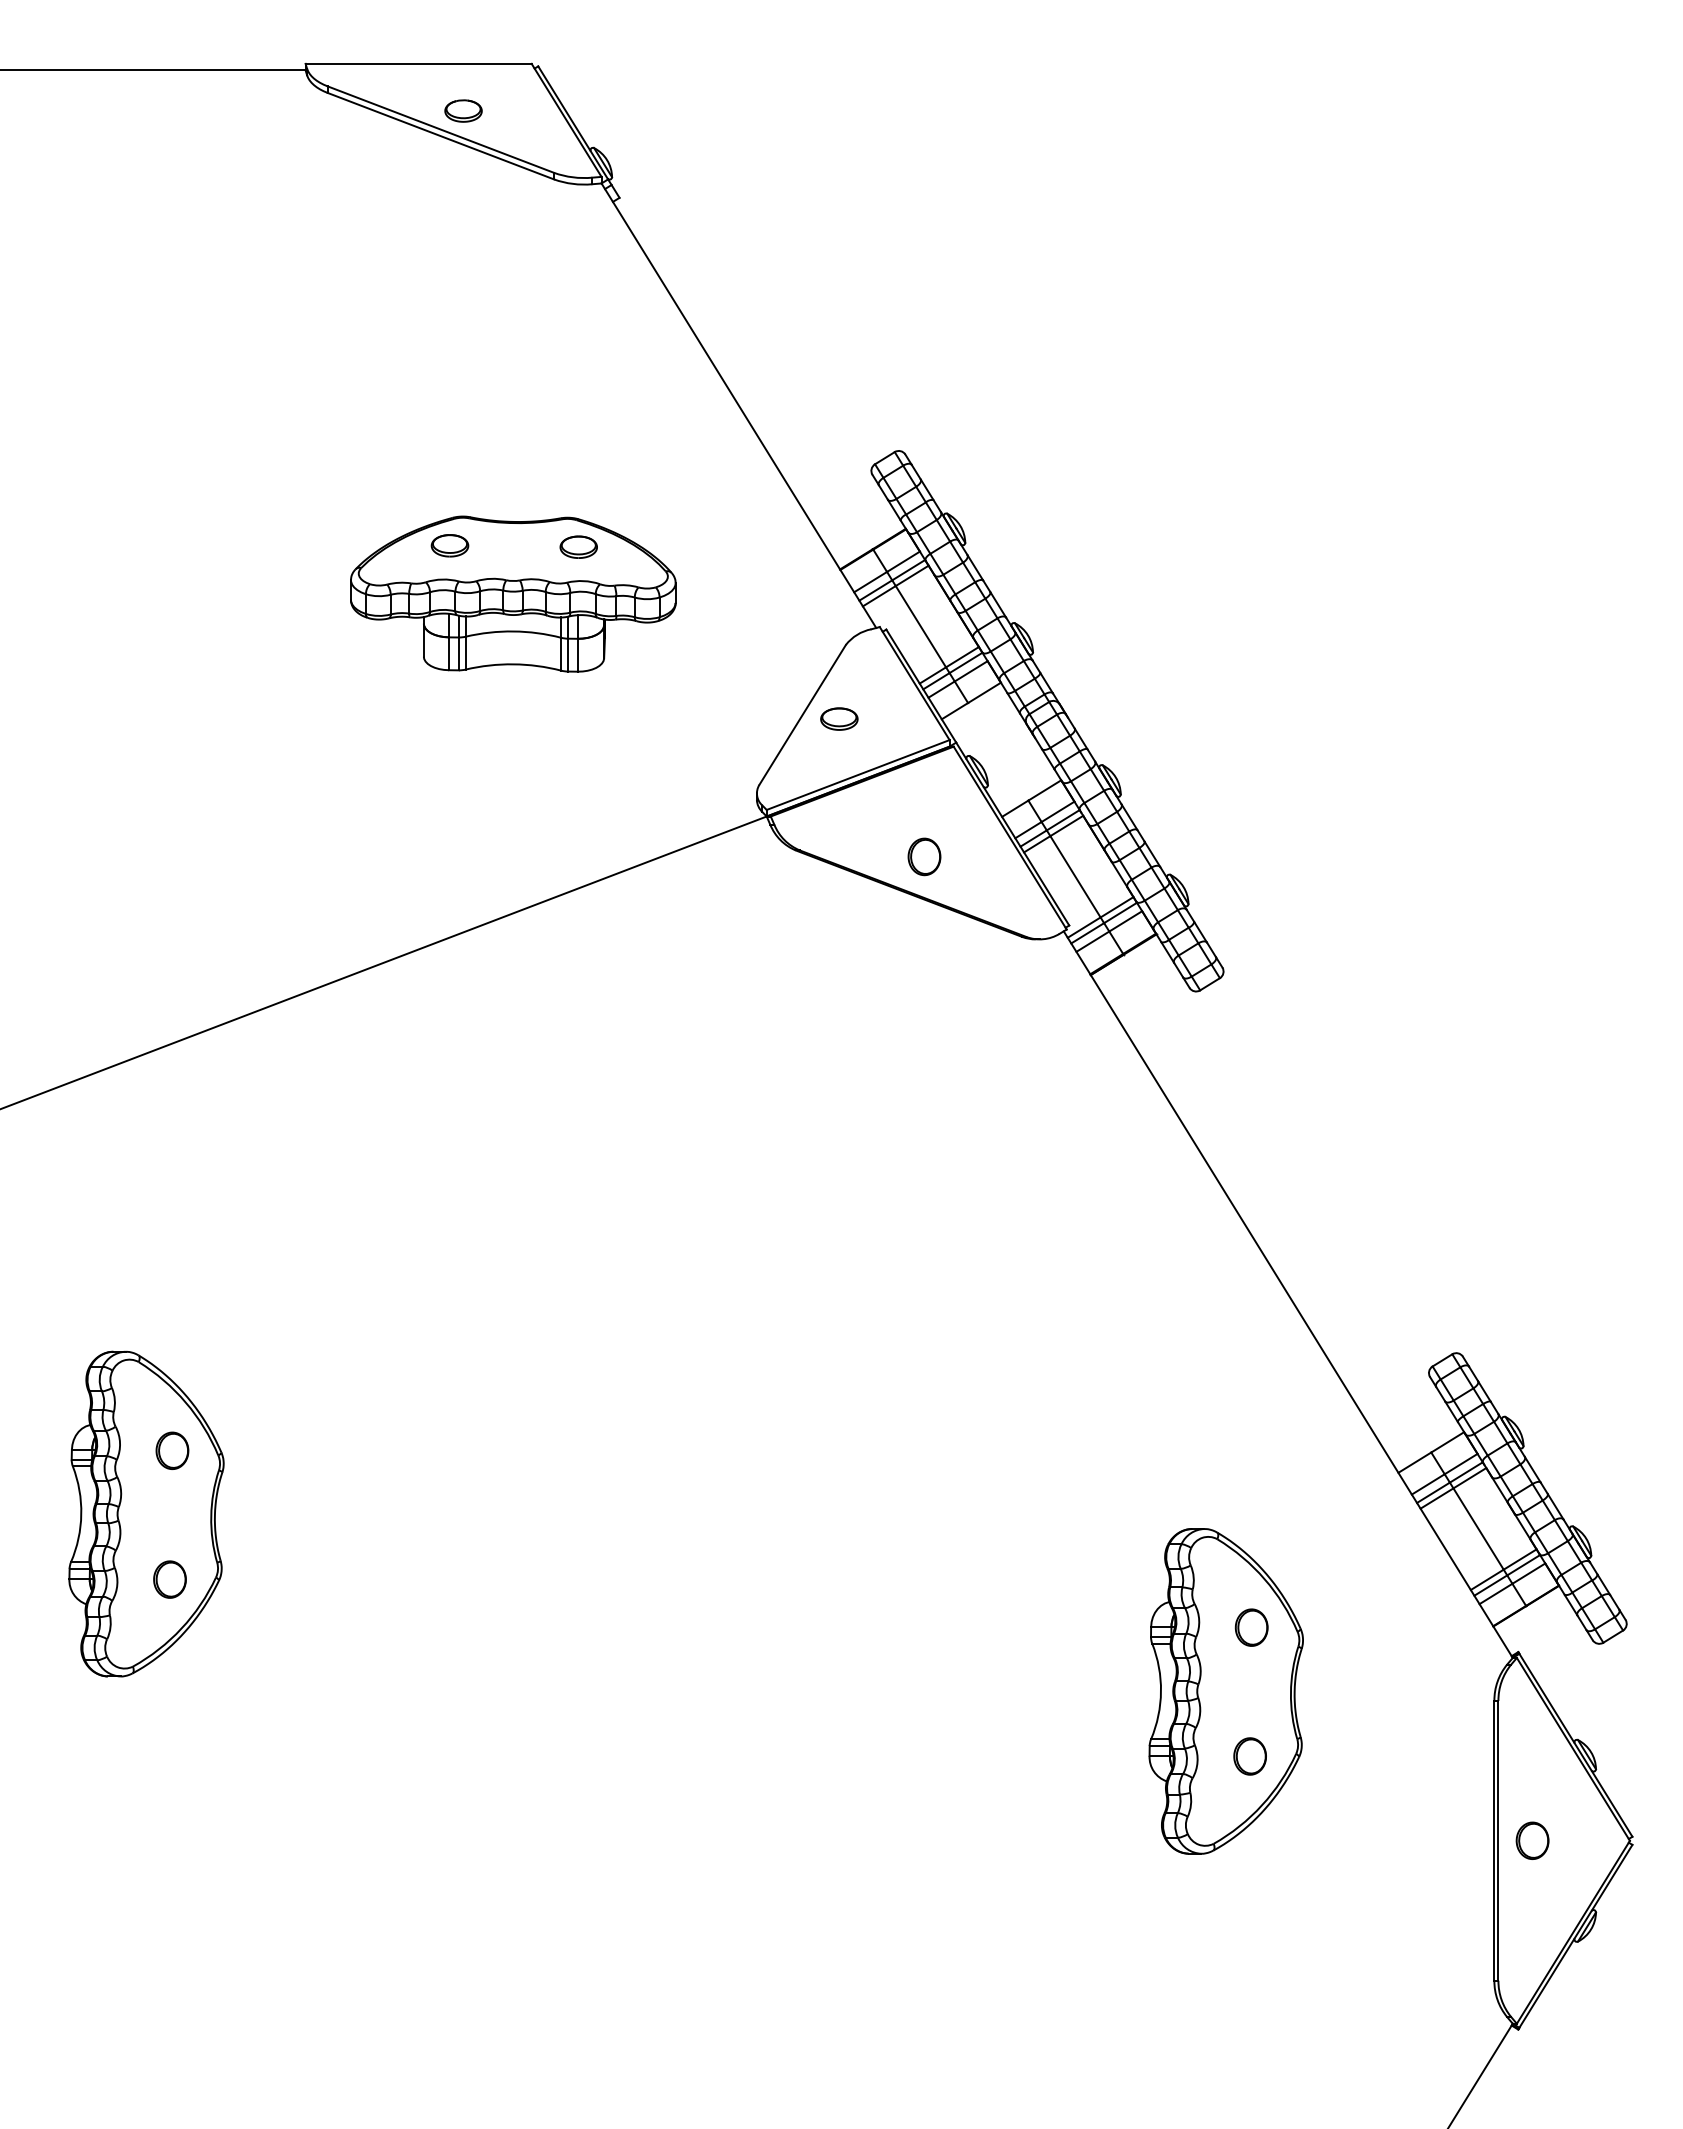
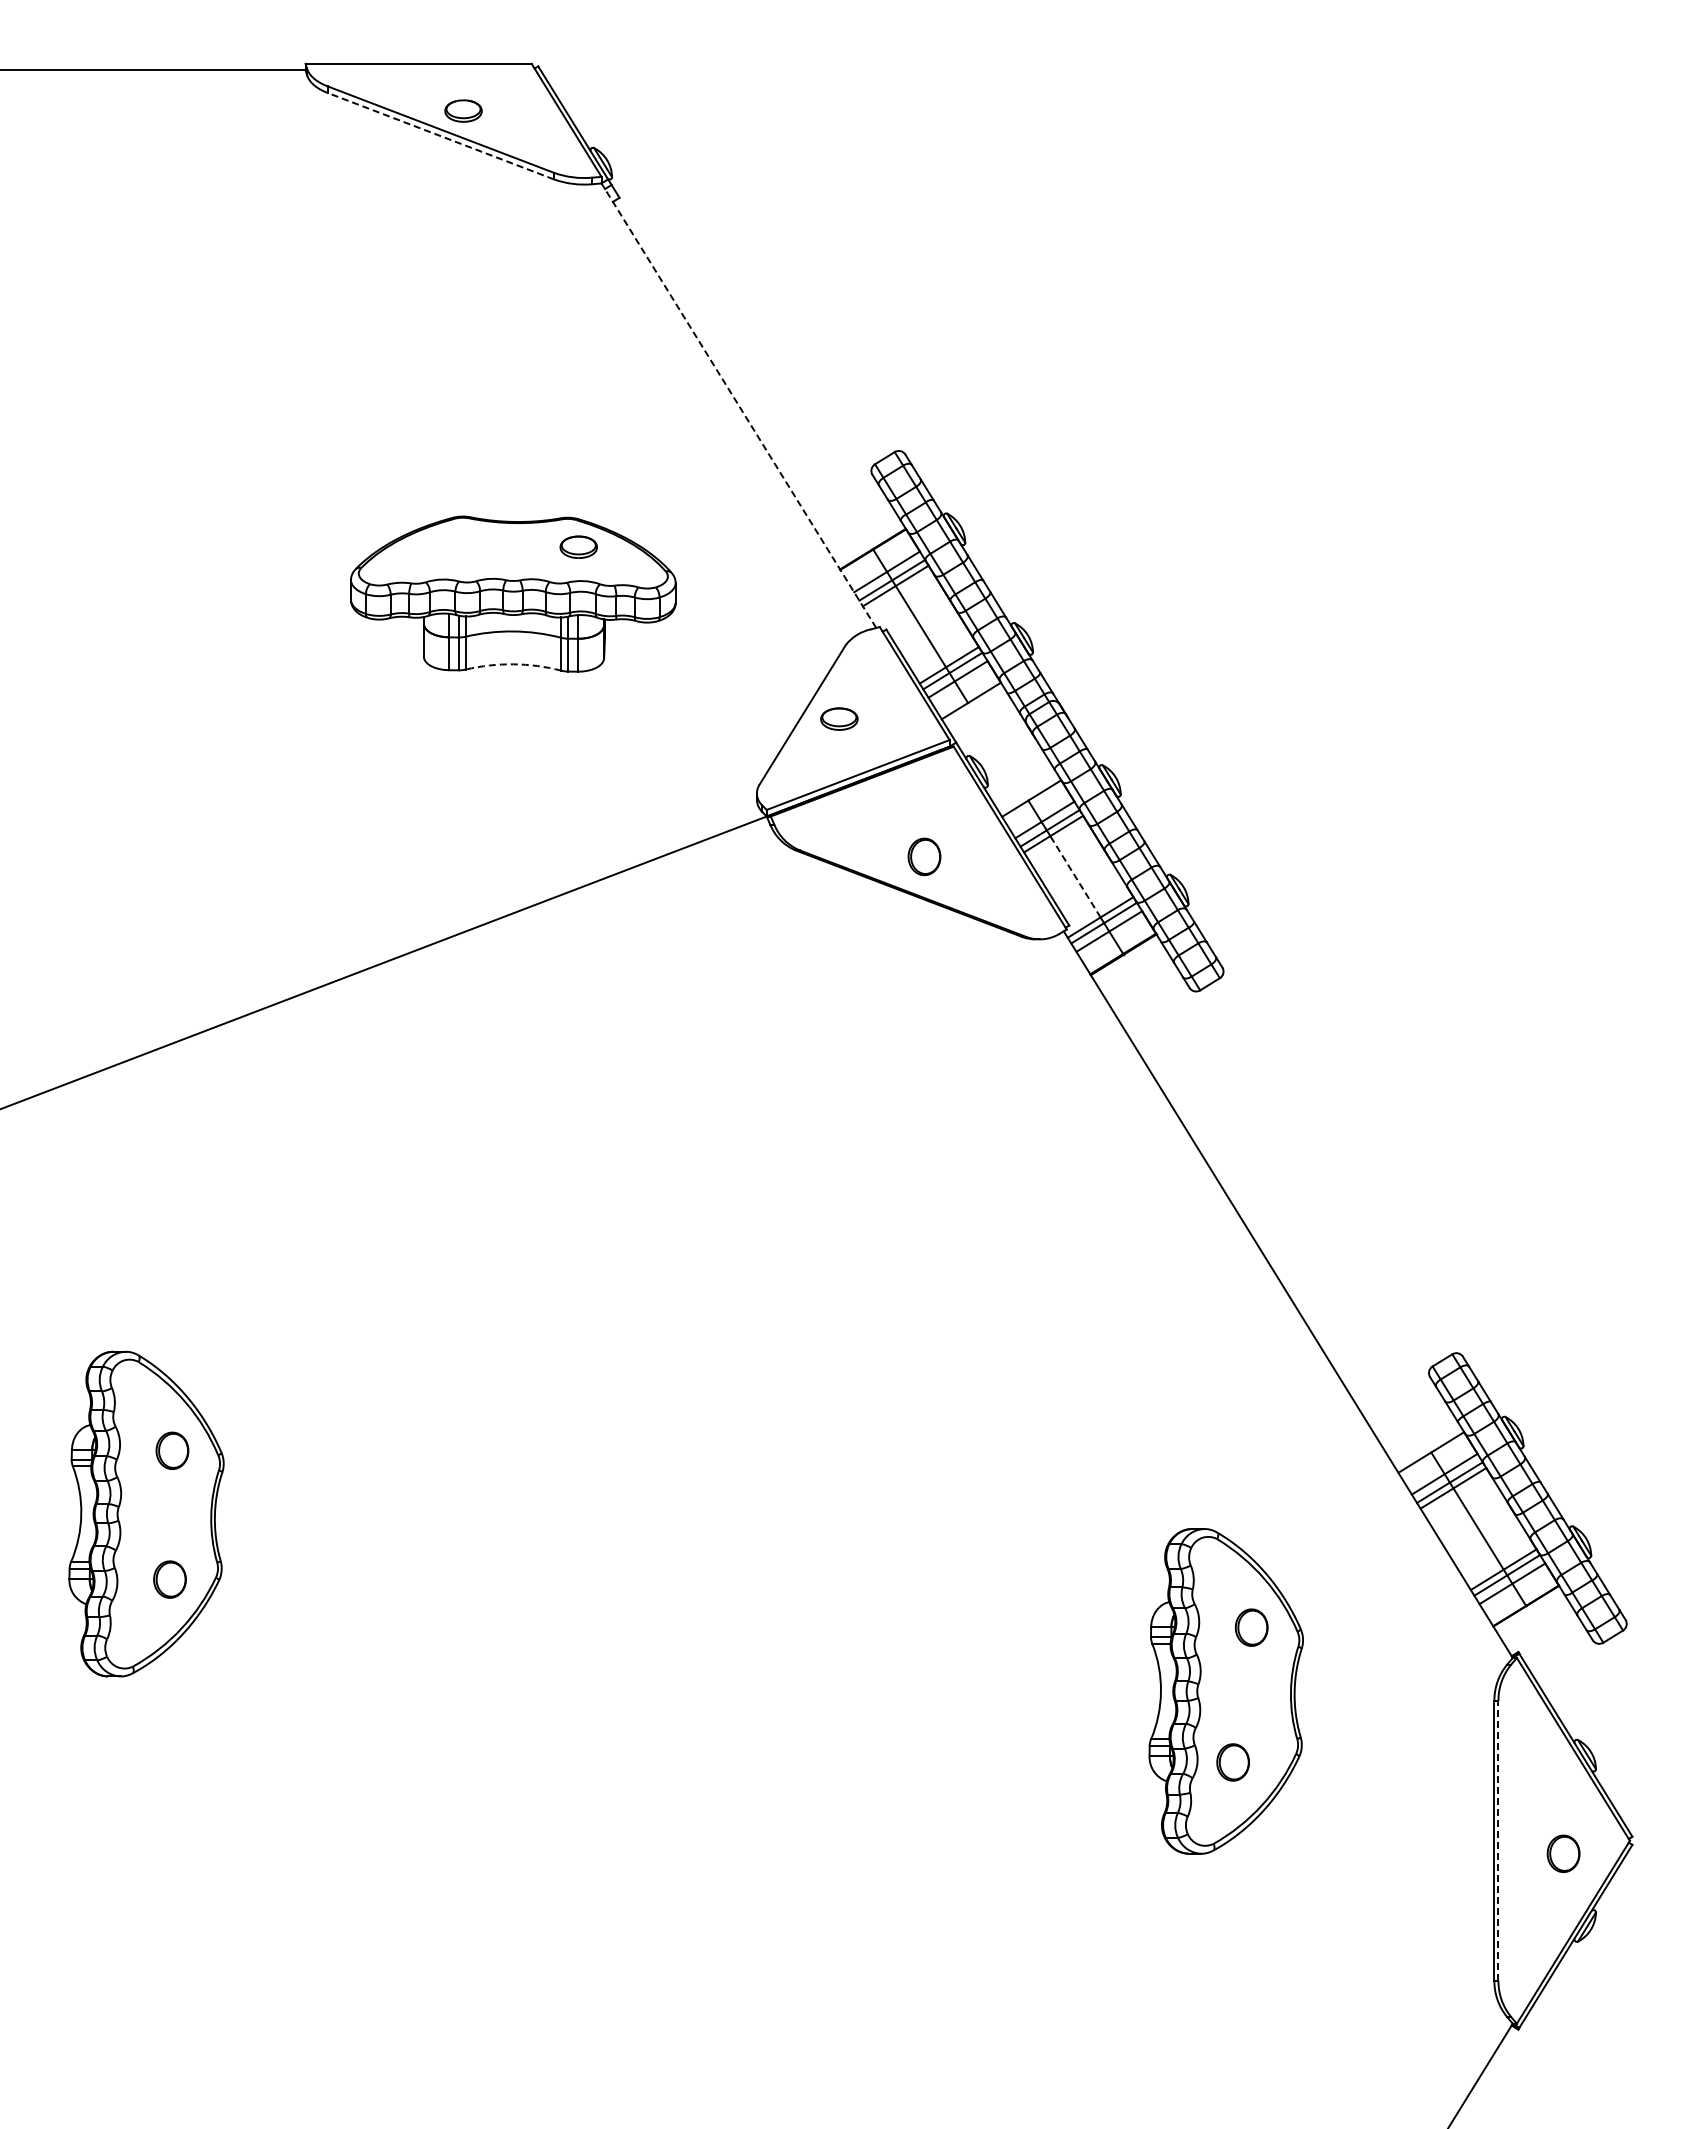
line: solid -> dashed (440, 135)
line: solid -> dashed (738, 405)
part: present -> none (449, 545)
arc: solid -> dashed (513, 664)
line: solid -> dashed (1075, 876)
part position: (1249, 1756) -> (1232, 1762) (1232, 1762)
line: solid -> dashed (1498, 1840)
part position: (1532, 1840) -> (1563, 1853) (1563, 1853)
